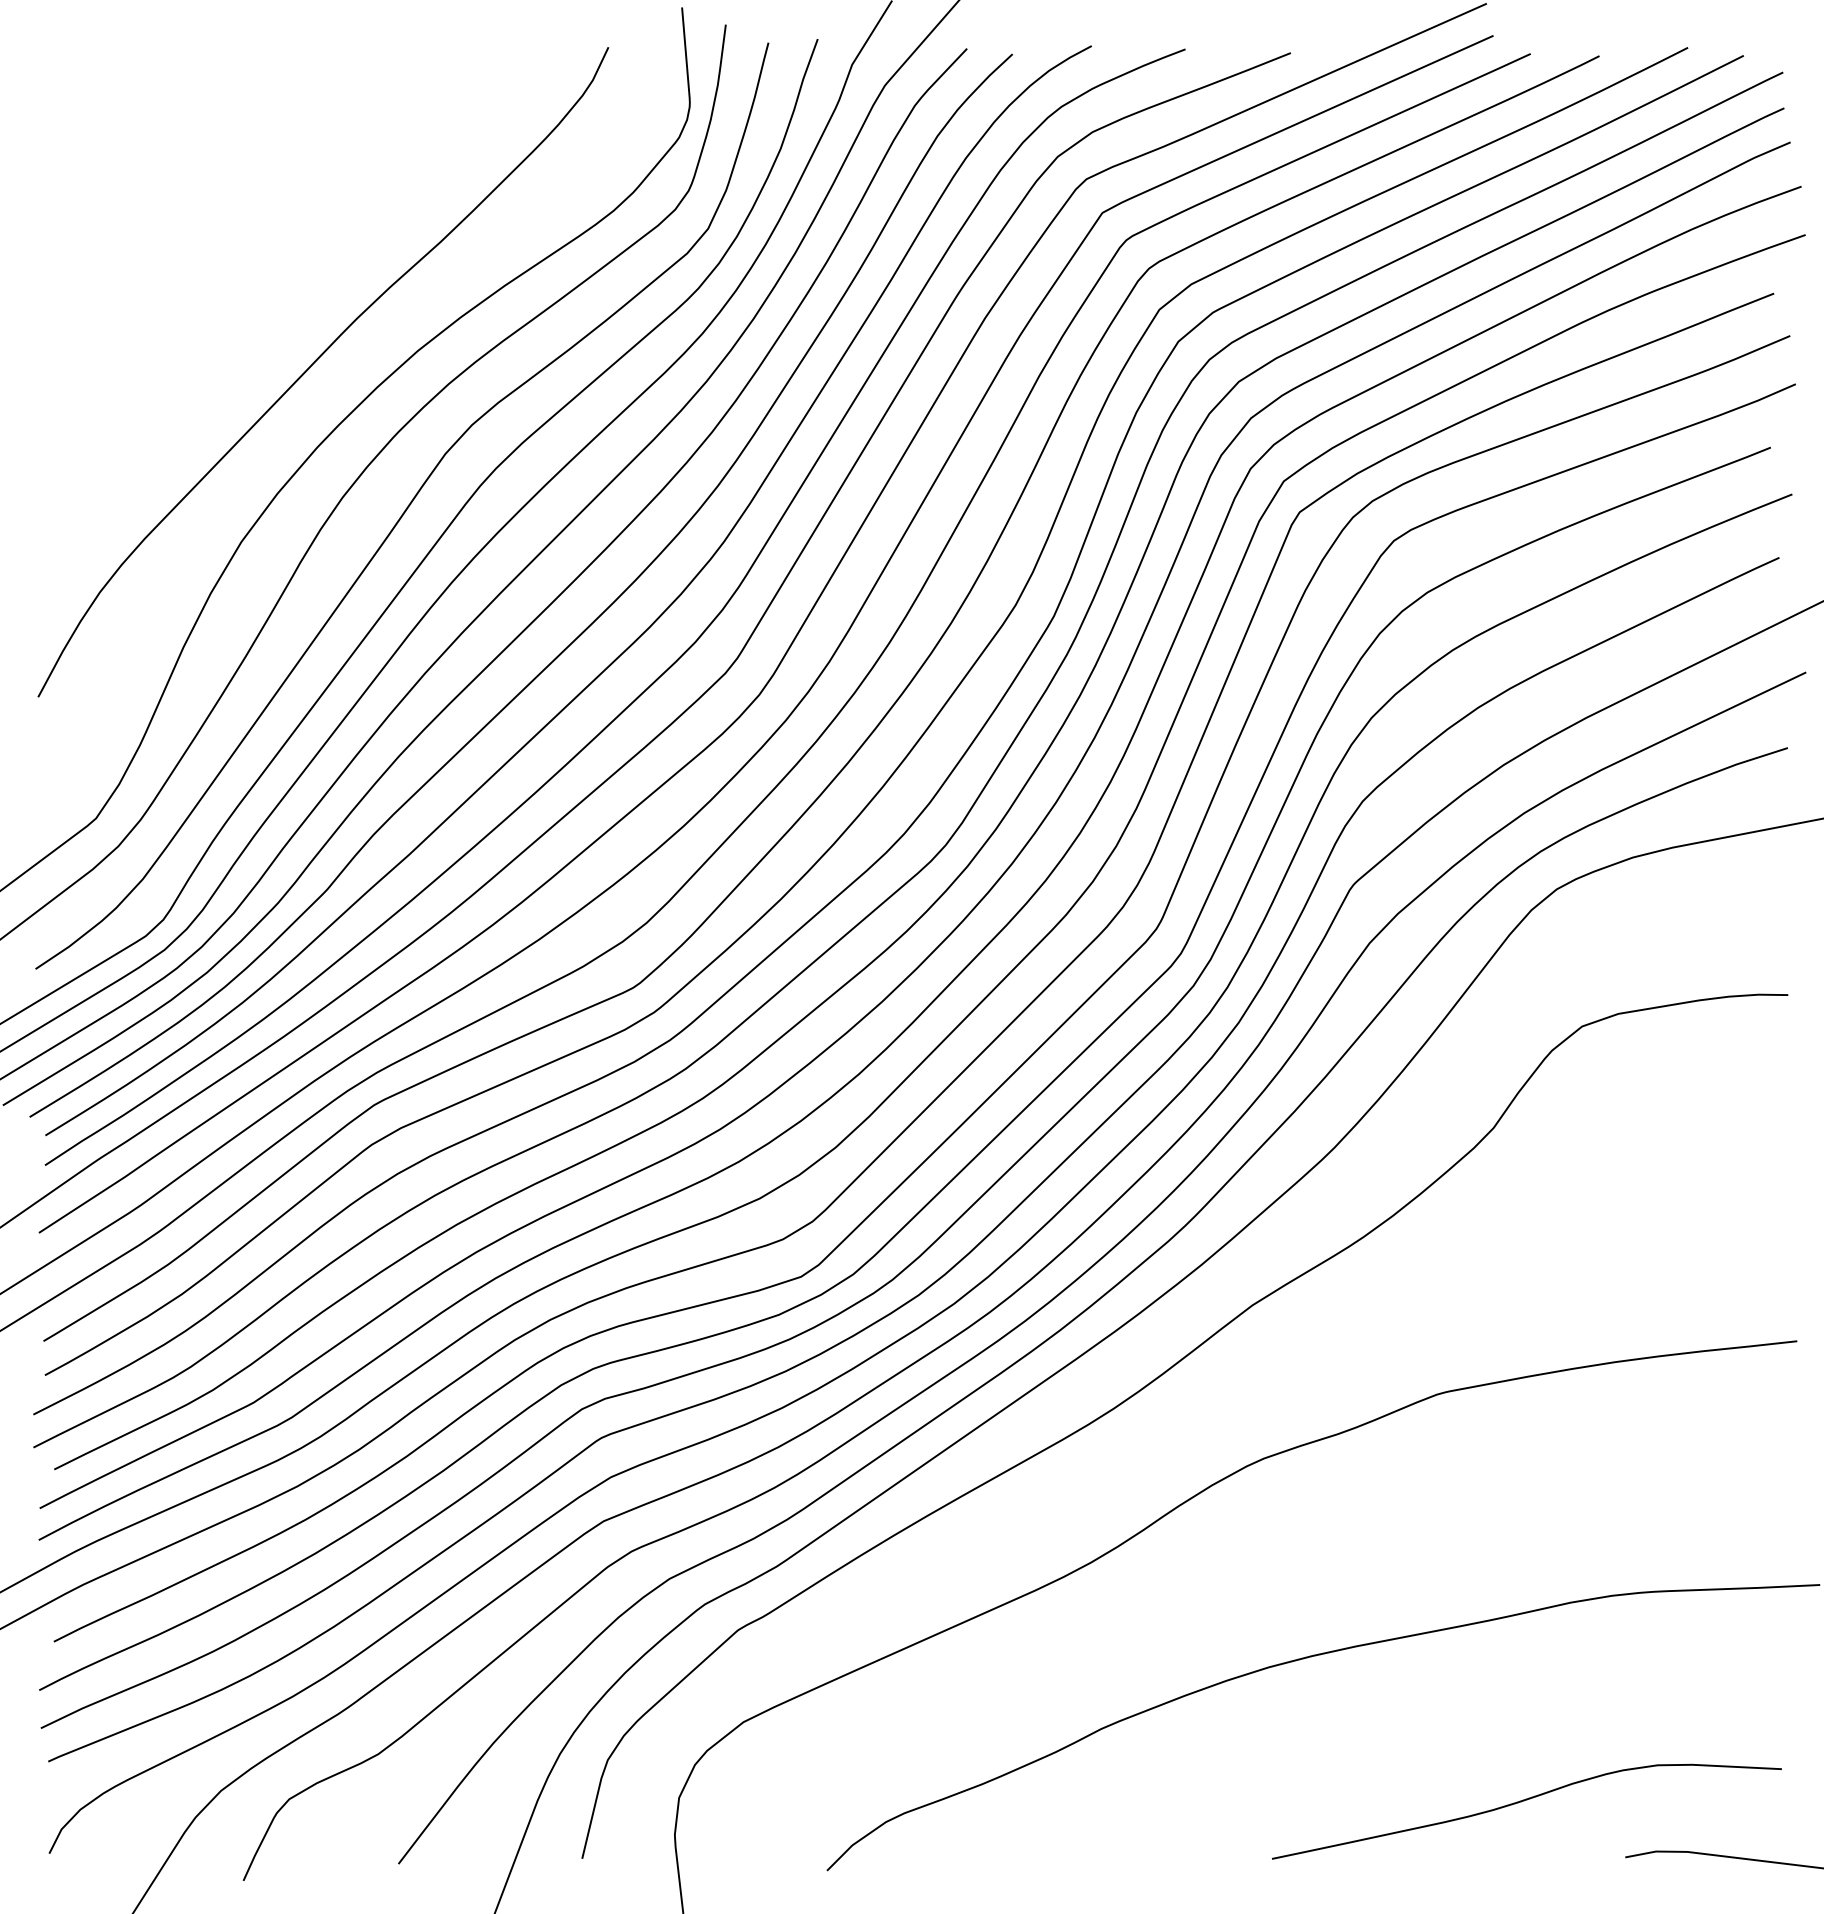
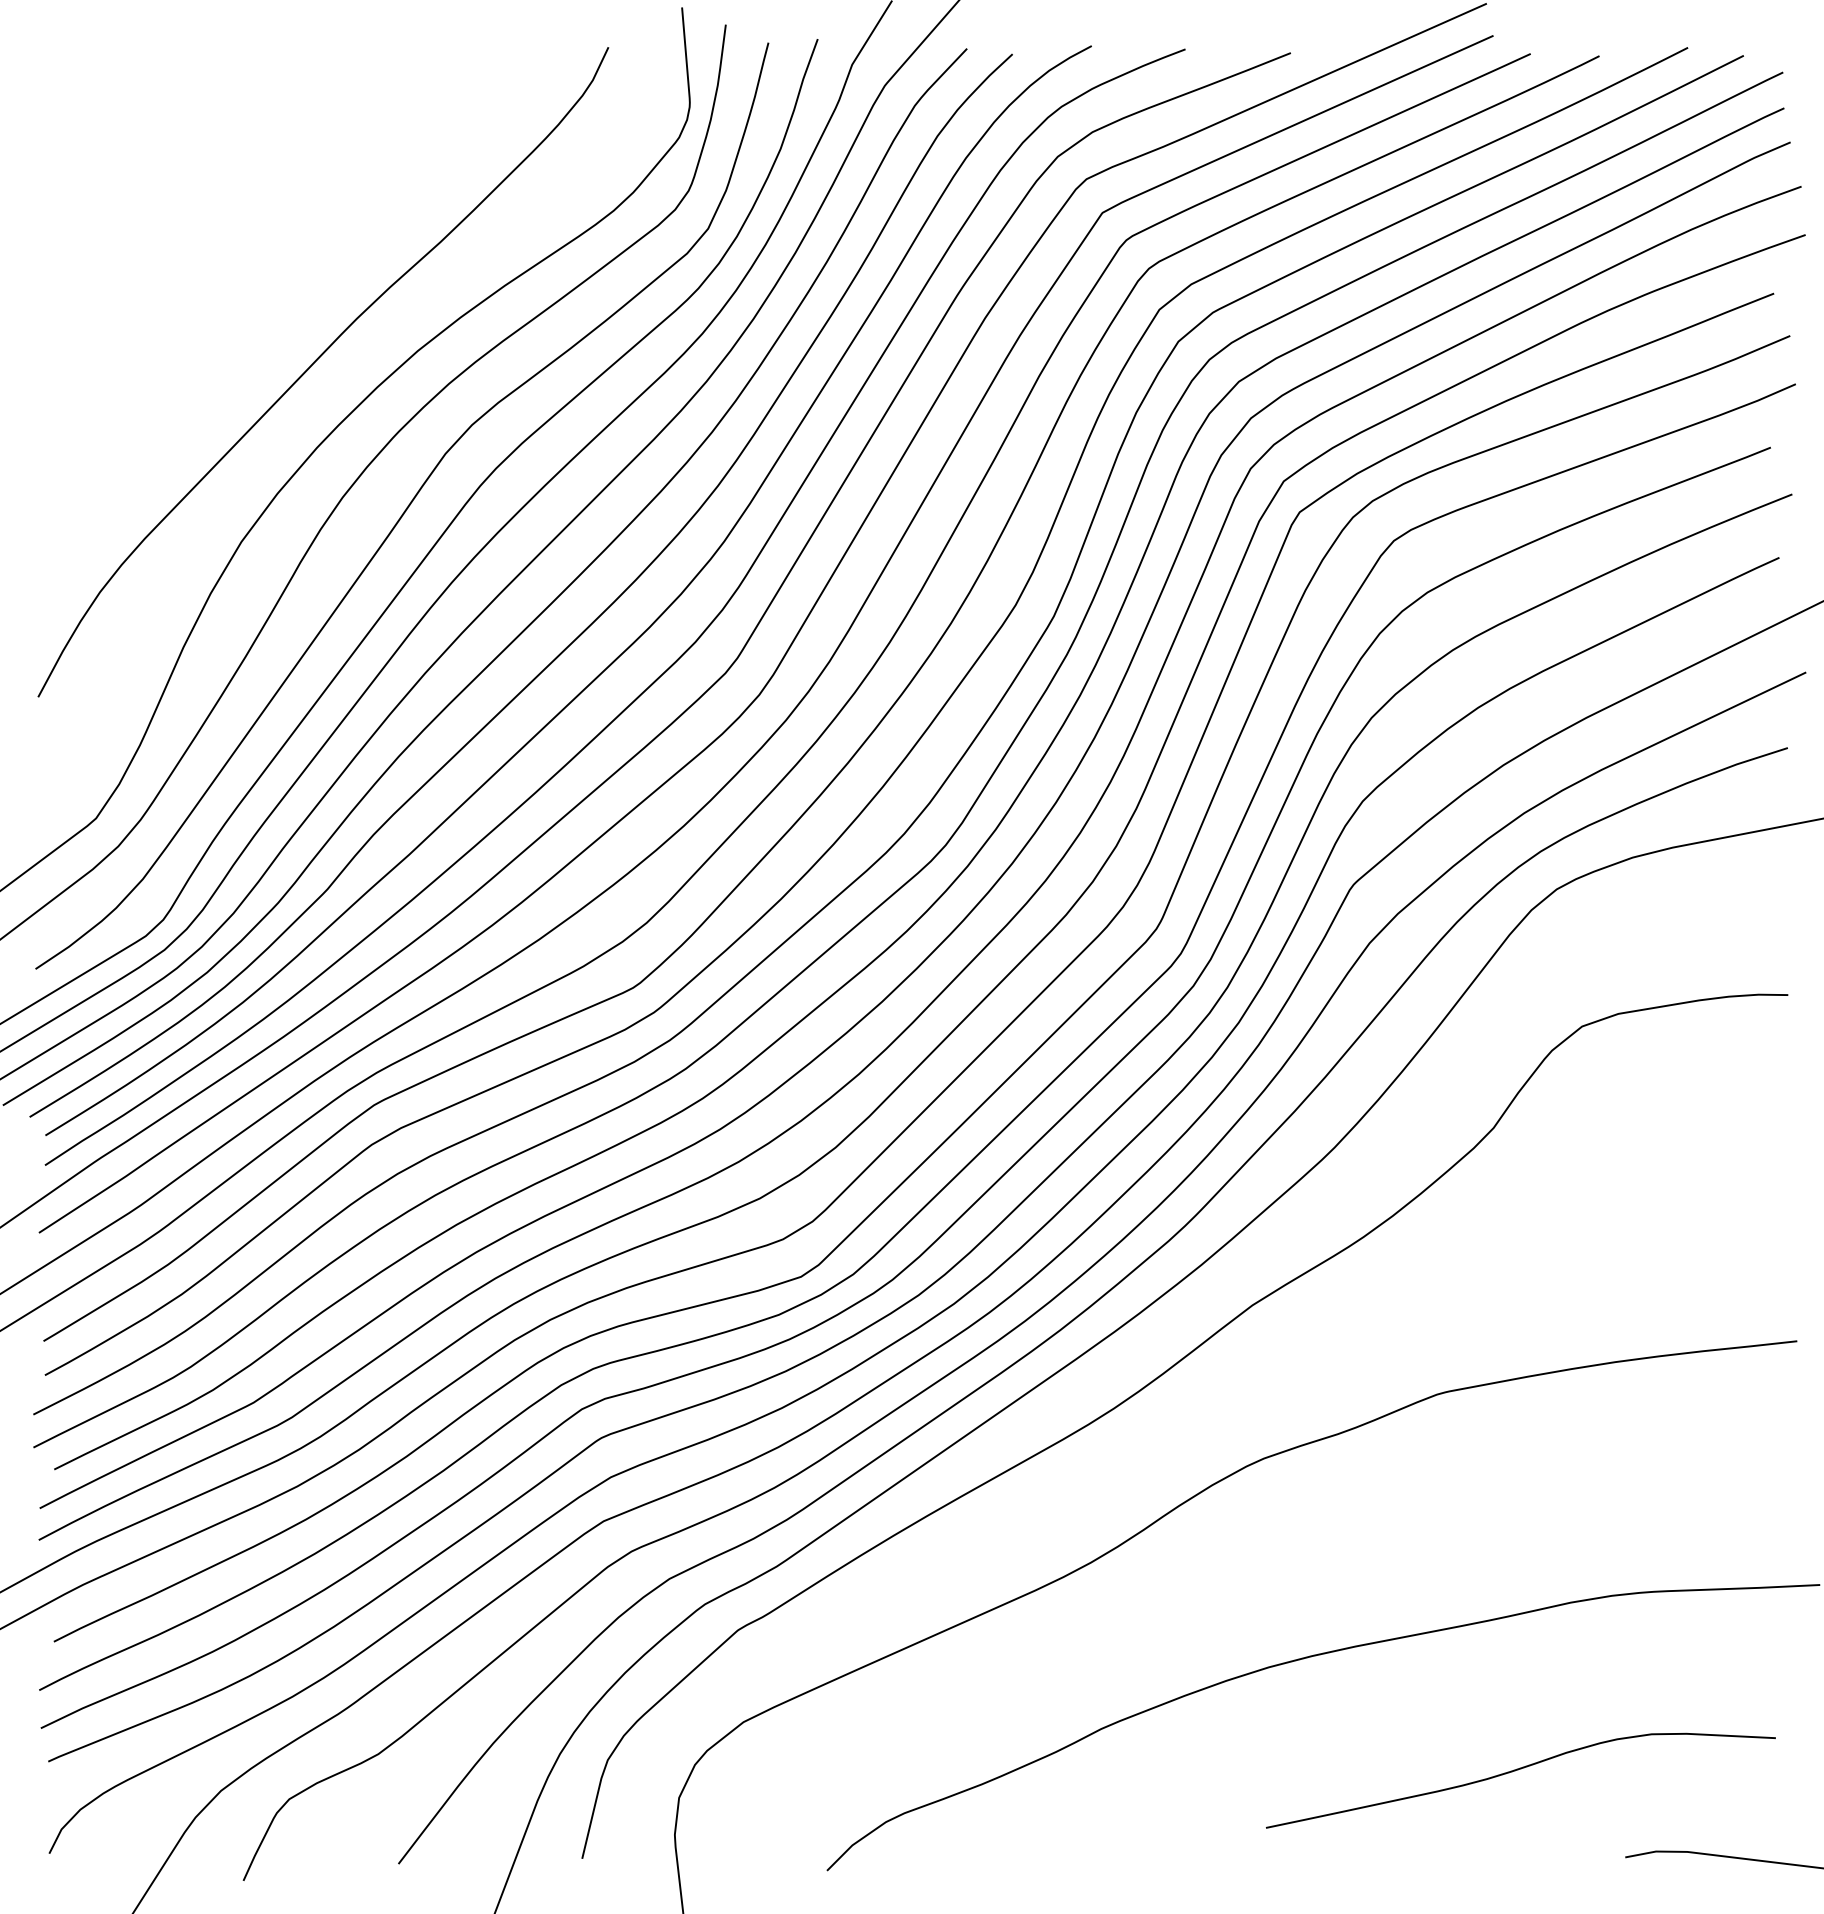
curve position: (1524, 1801) -> (1518, 1770) (1518, 1770)
